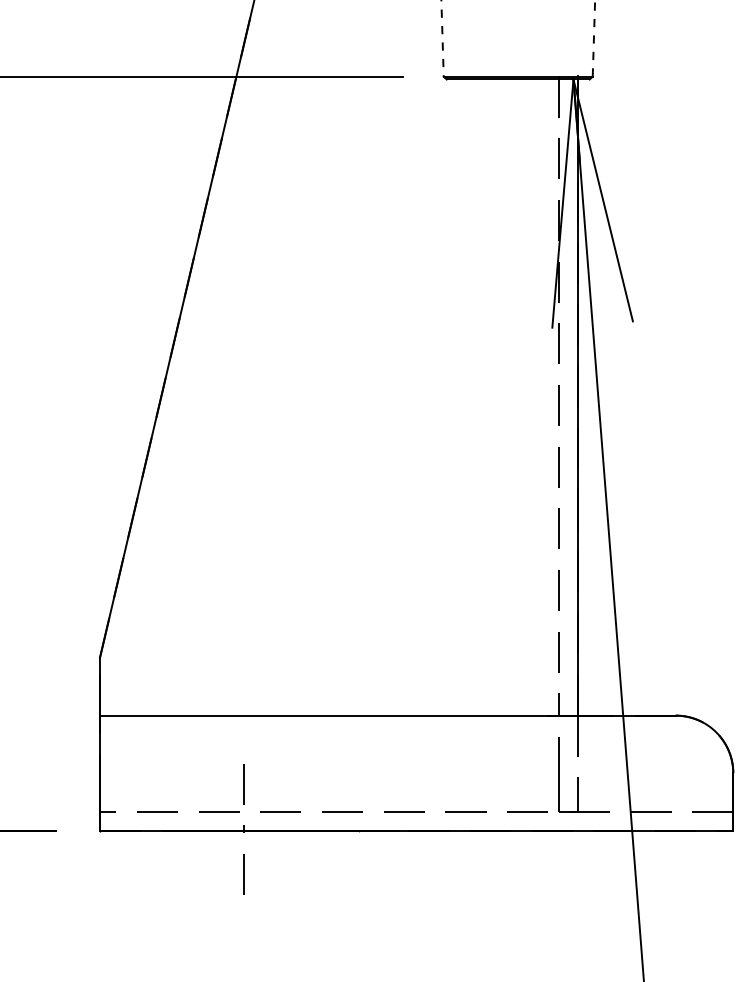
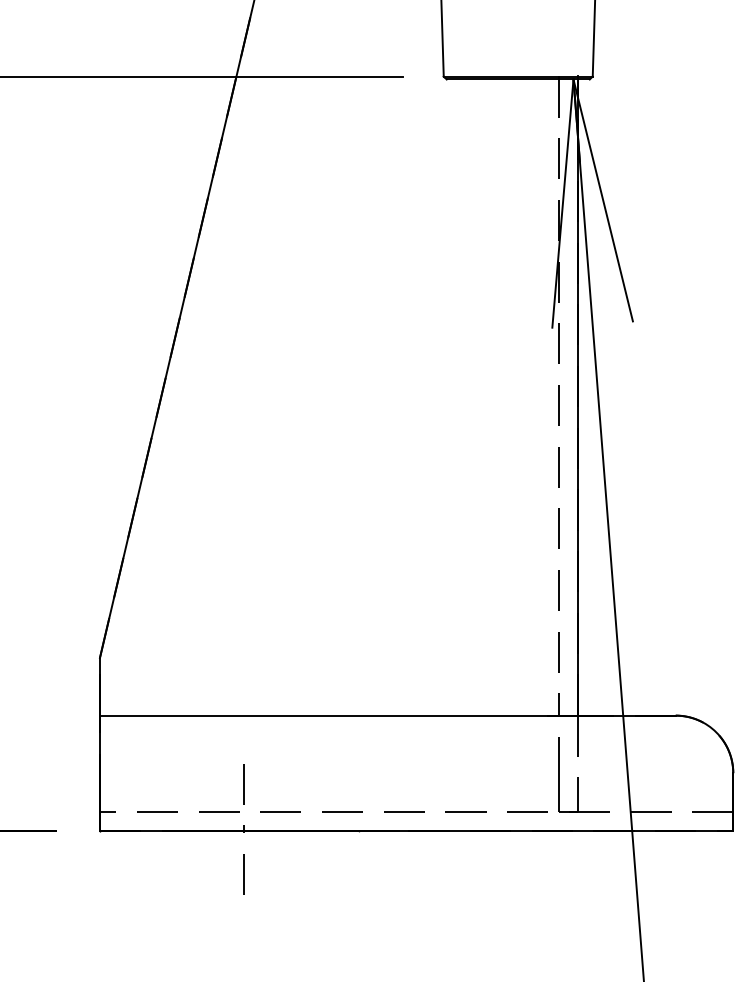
line: dashed -> solid (593, 37)
line: dashed -> solid (442, 38)
